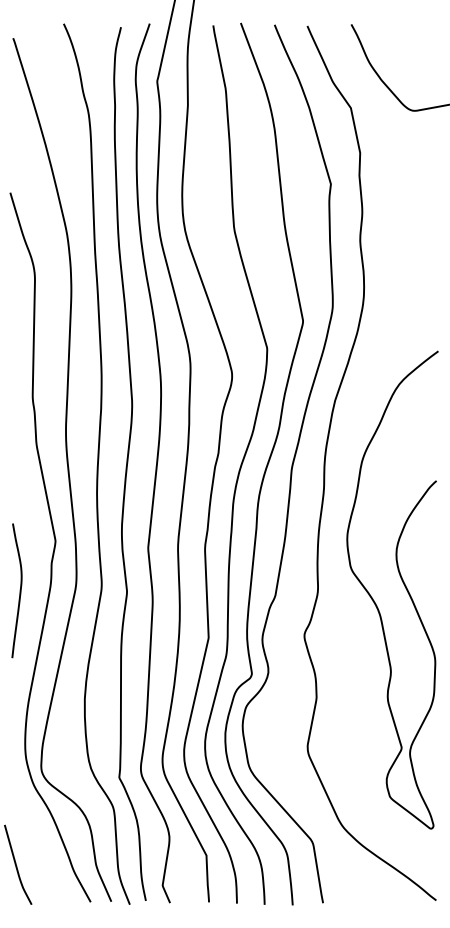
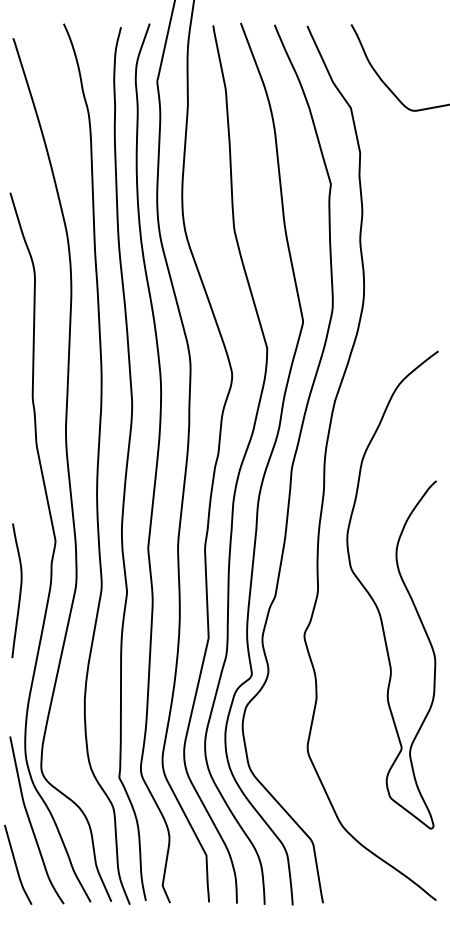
curve: none -> present (31, 822)
